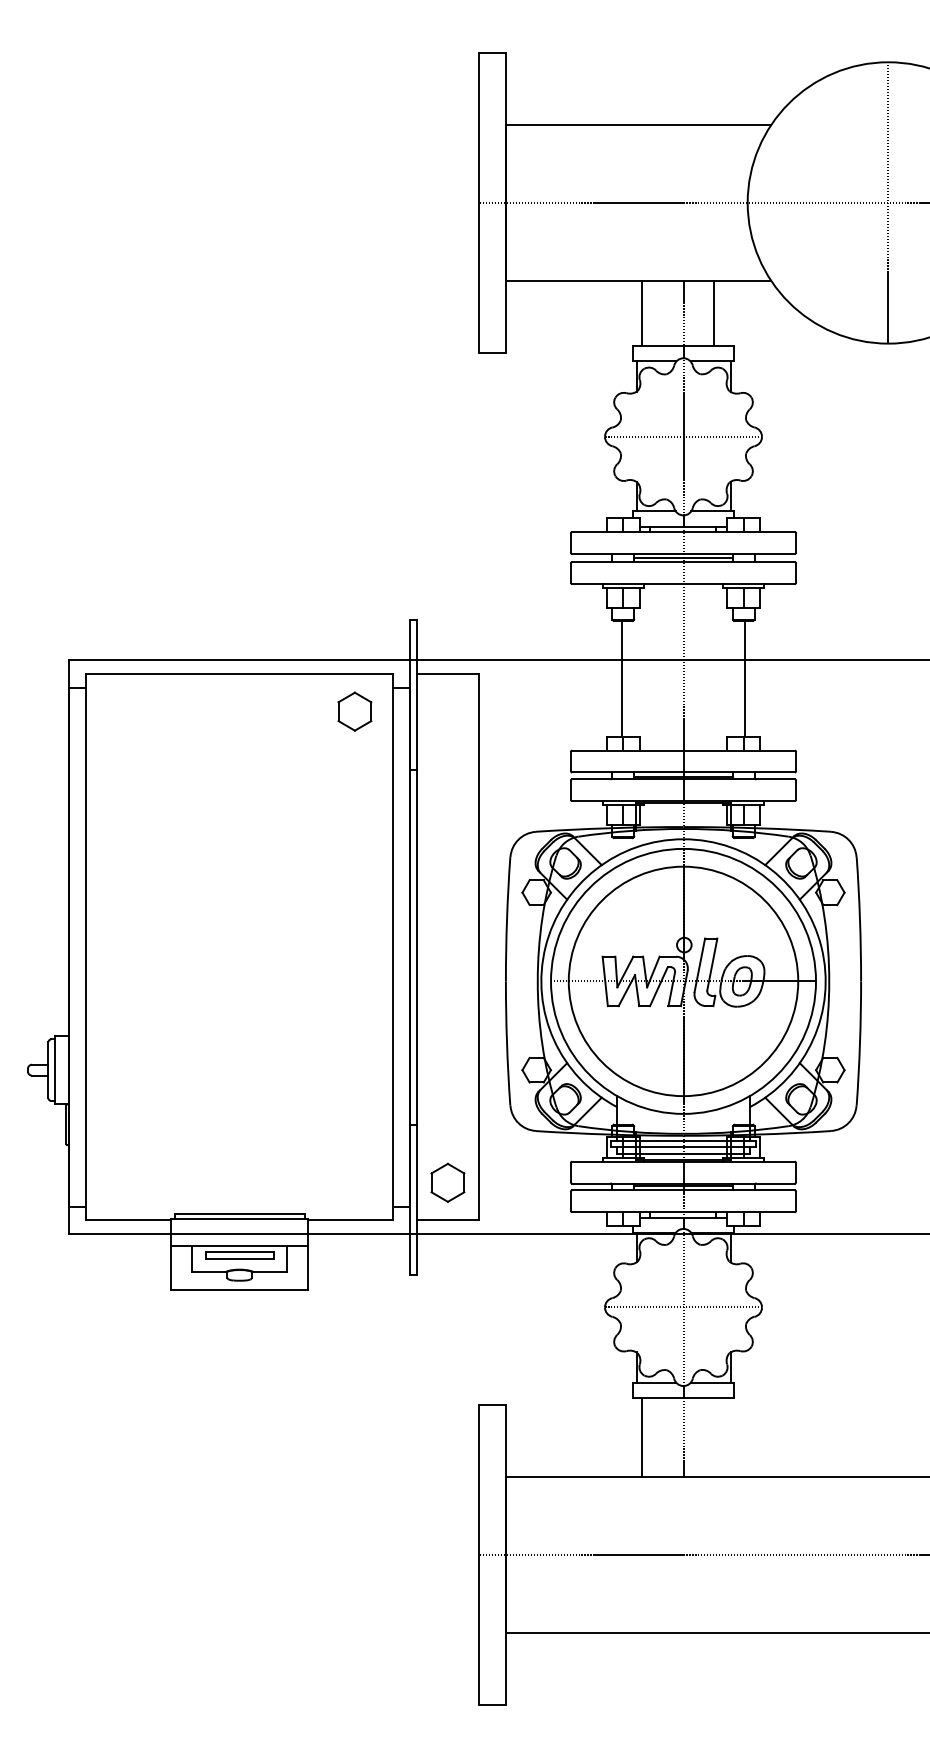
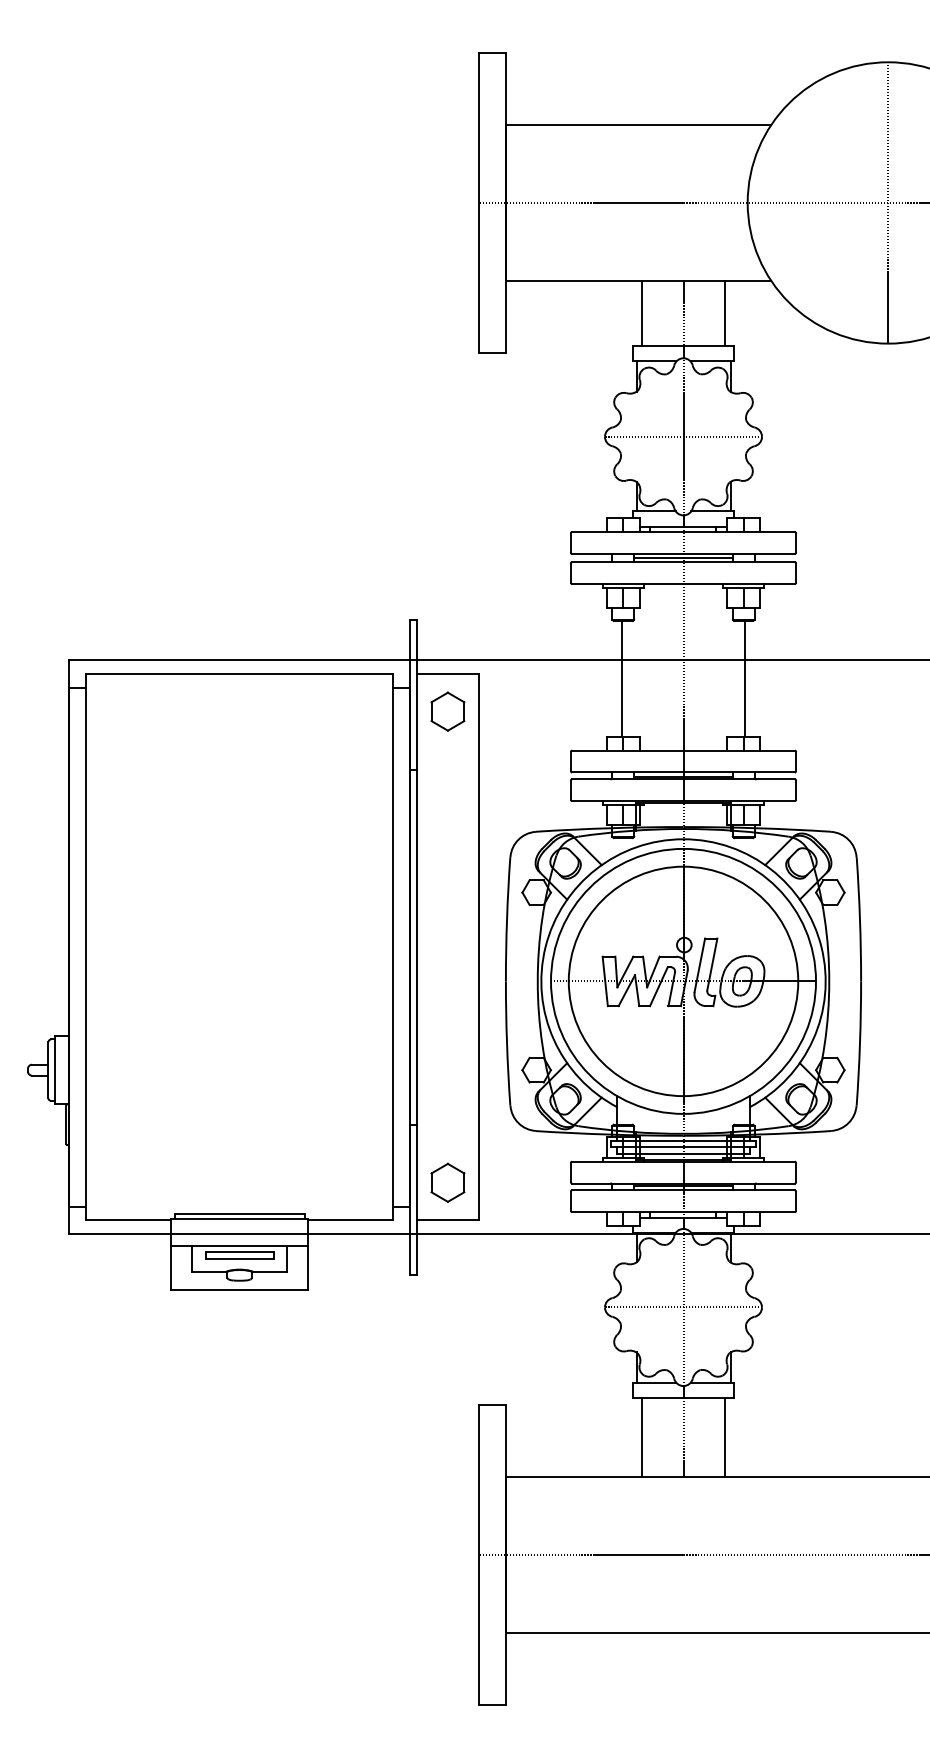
line position: (713, 313) -> (724, 313) (724, 313)
part position: (354, 711) -> (447, 711) (447, 711)
line: none -> present (724, 1437)
